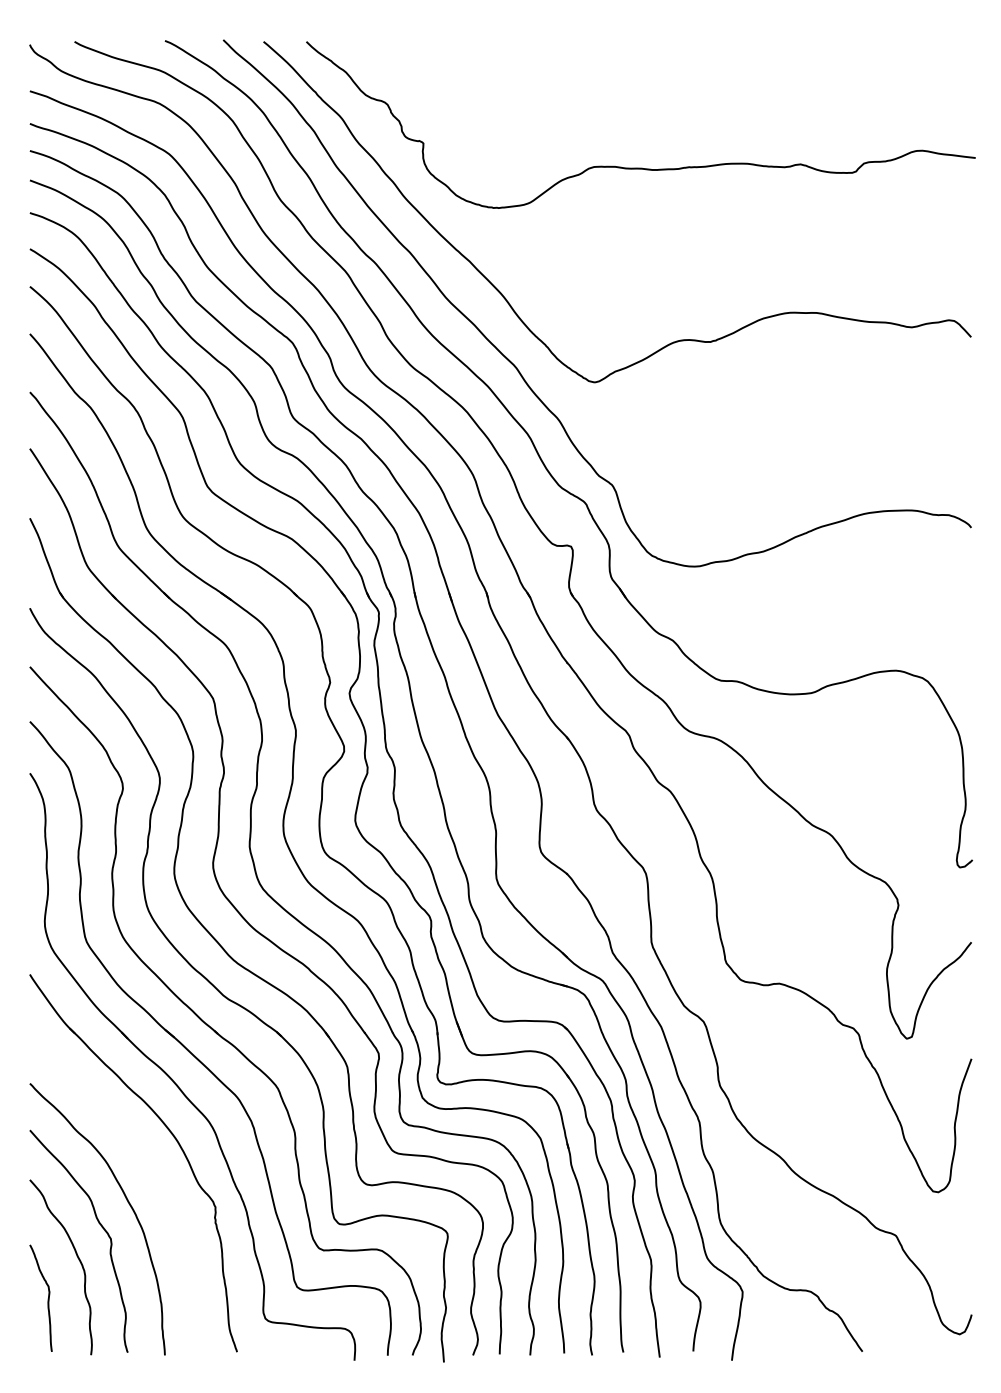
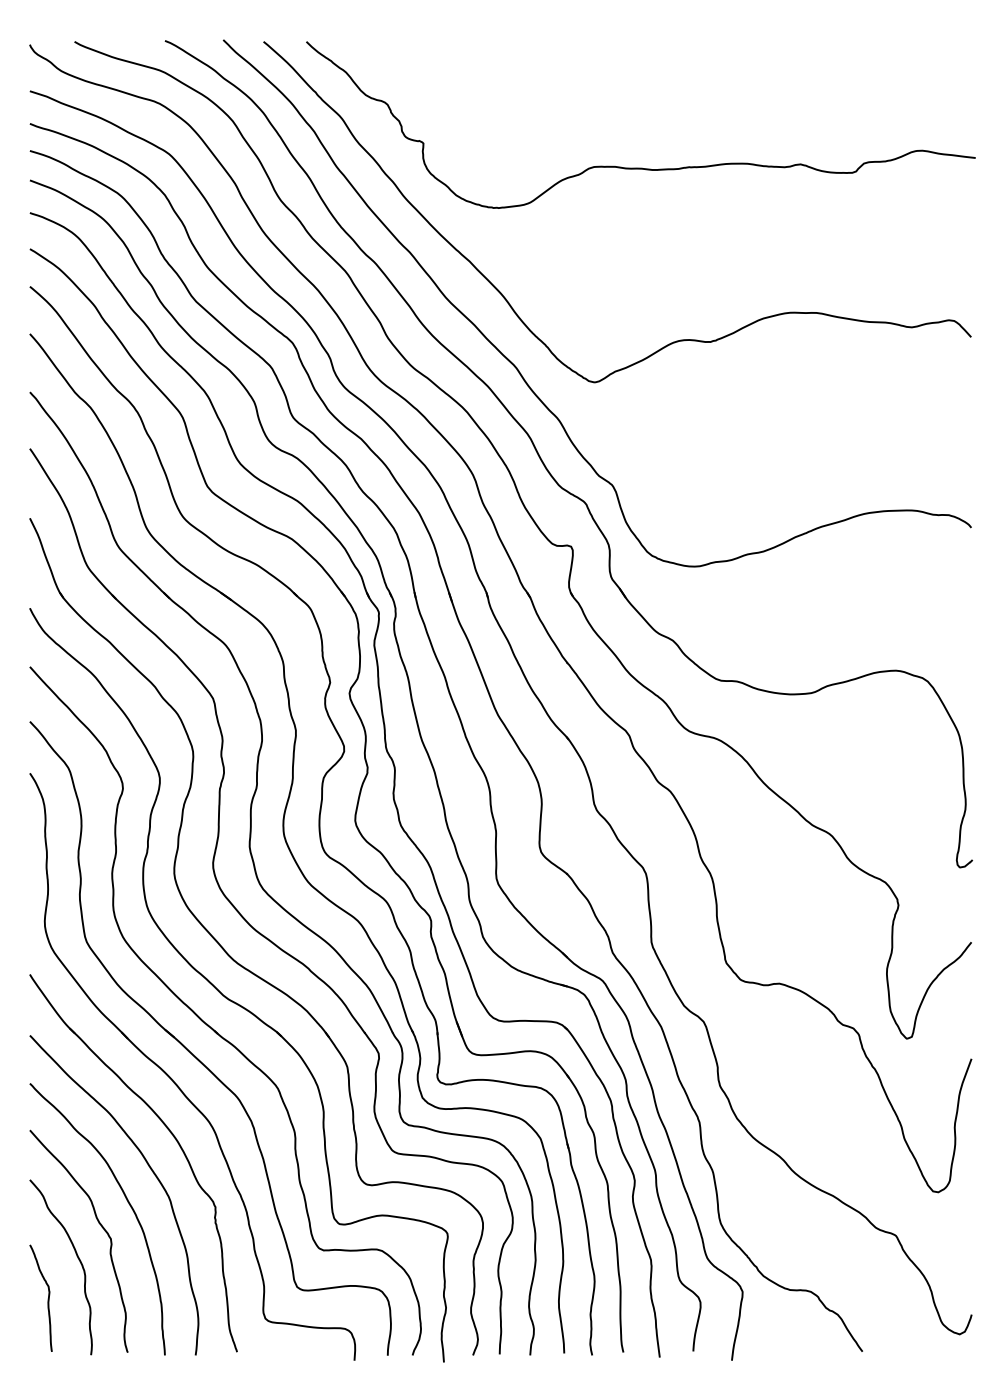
curve: none -> present (151, 1171)
